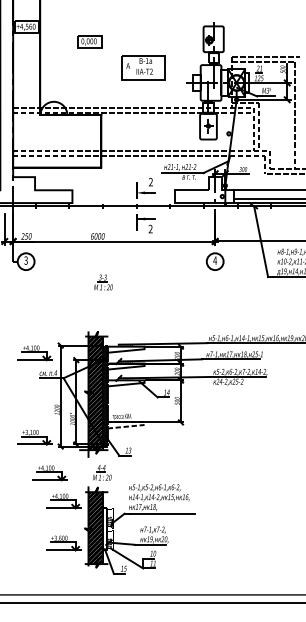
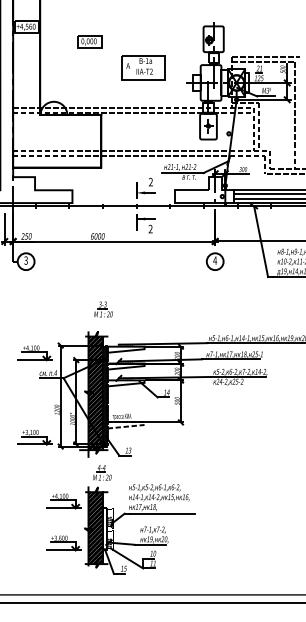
line: none -> present (267, 194)
part position: (103, 282) -> (103, 309) (103, 309)
part: present -> none (49, 473)
